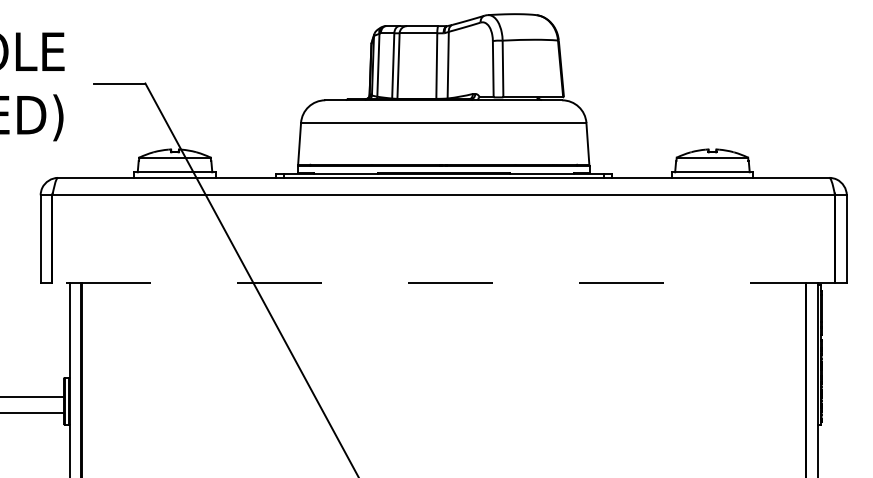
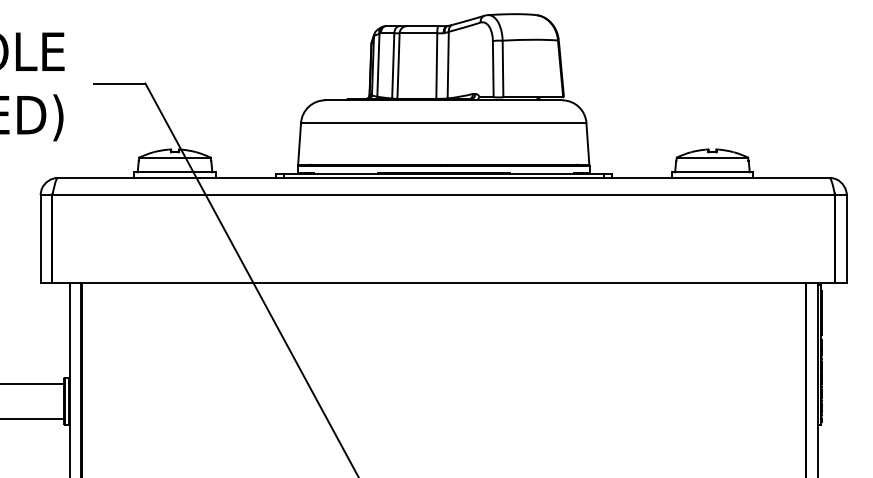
line: dashed -> solid (443, 283)
line position: (33, 396) -> (33, 383) (33, 383)
line position: (33, 413) -> (33, 419) (33, 419)
